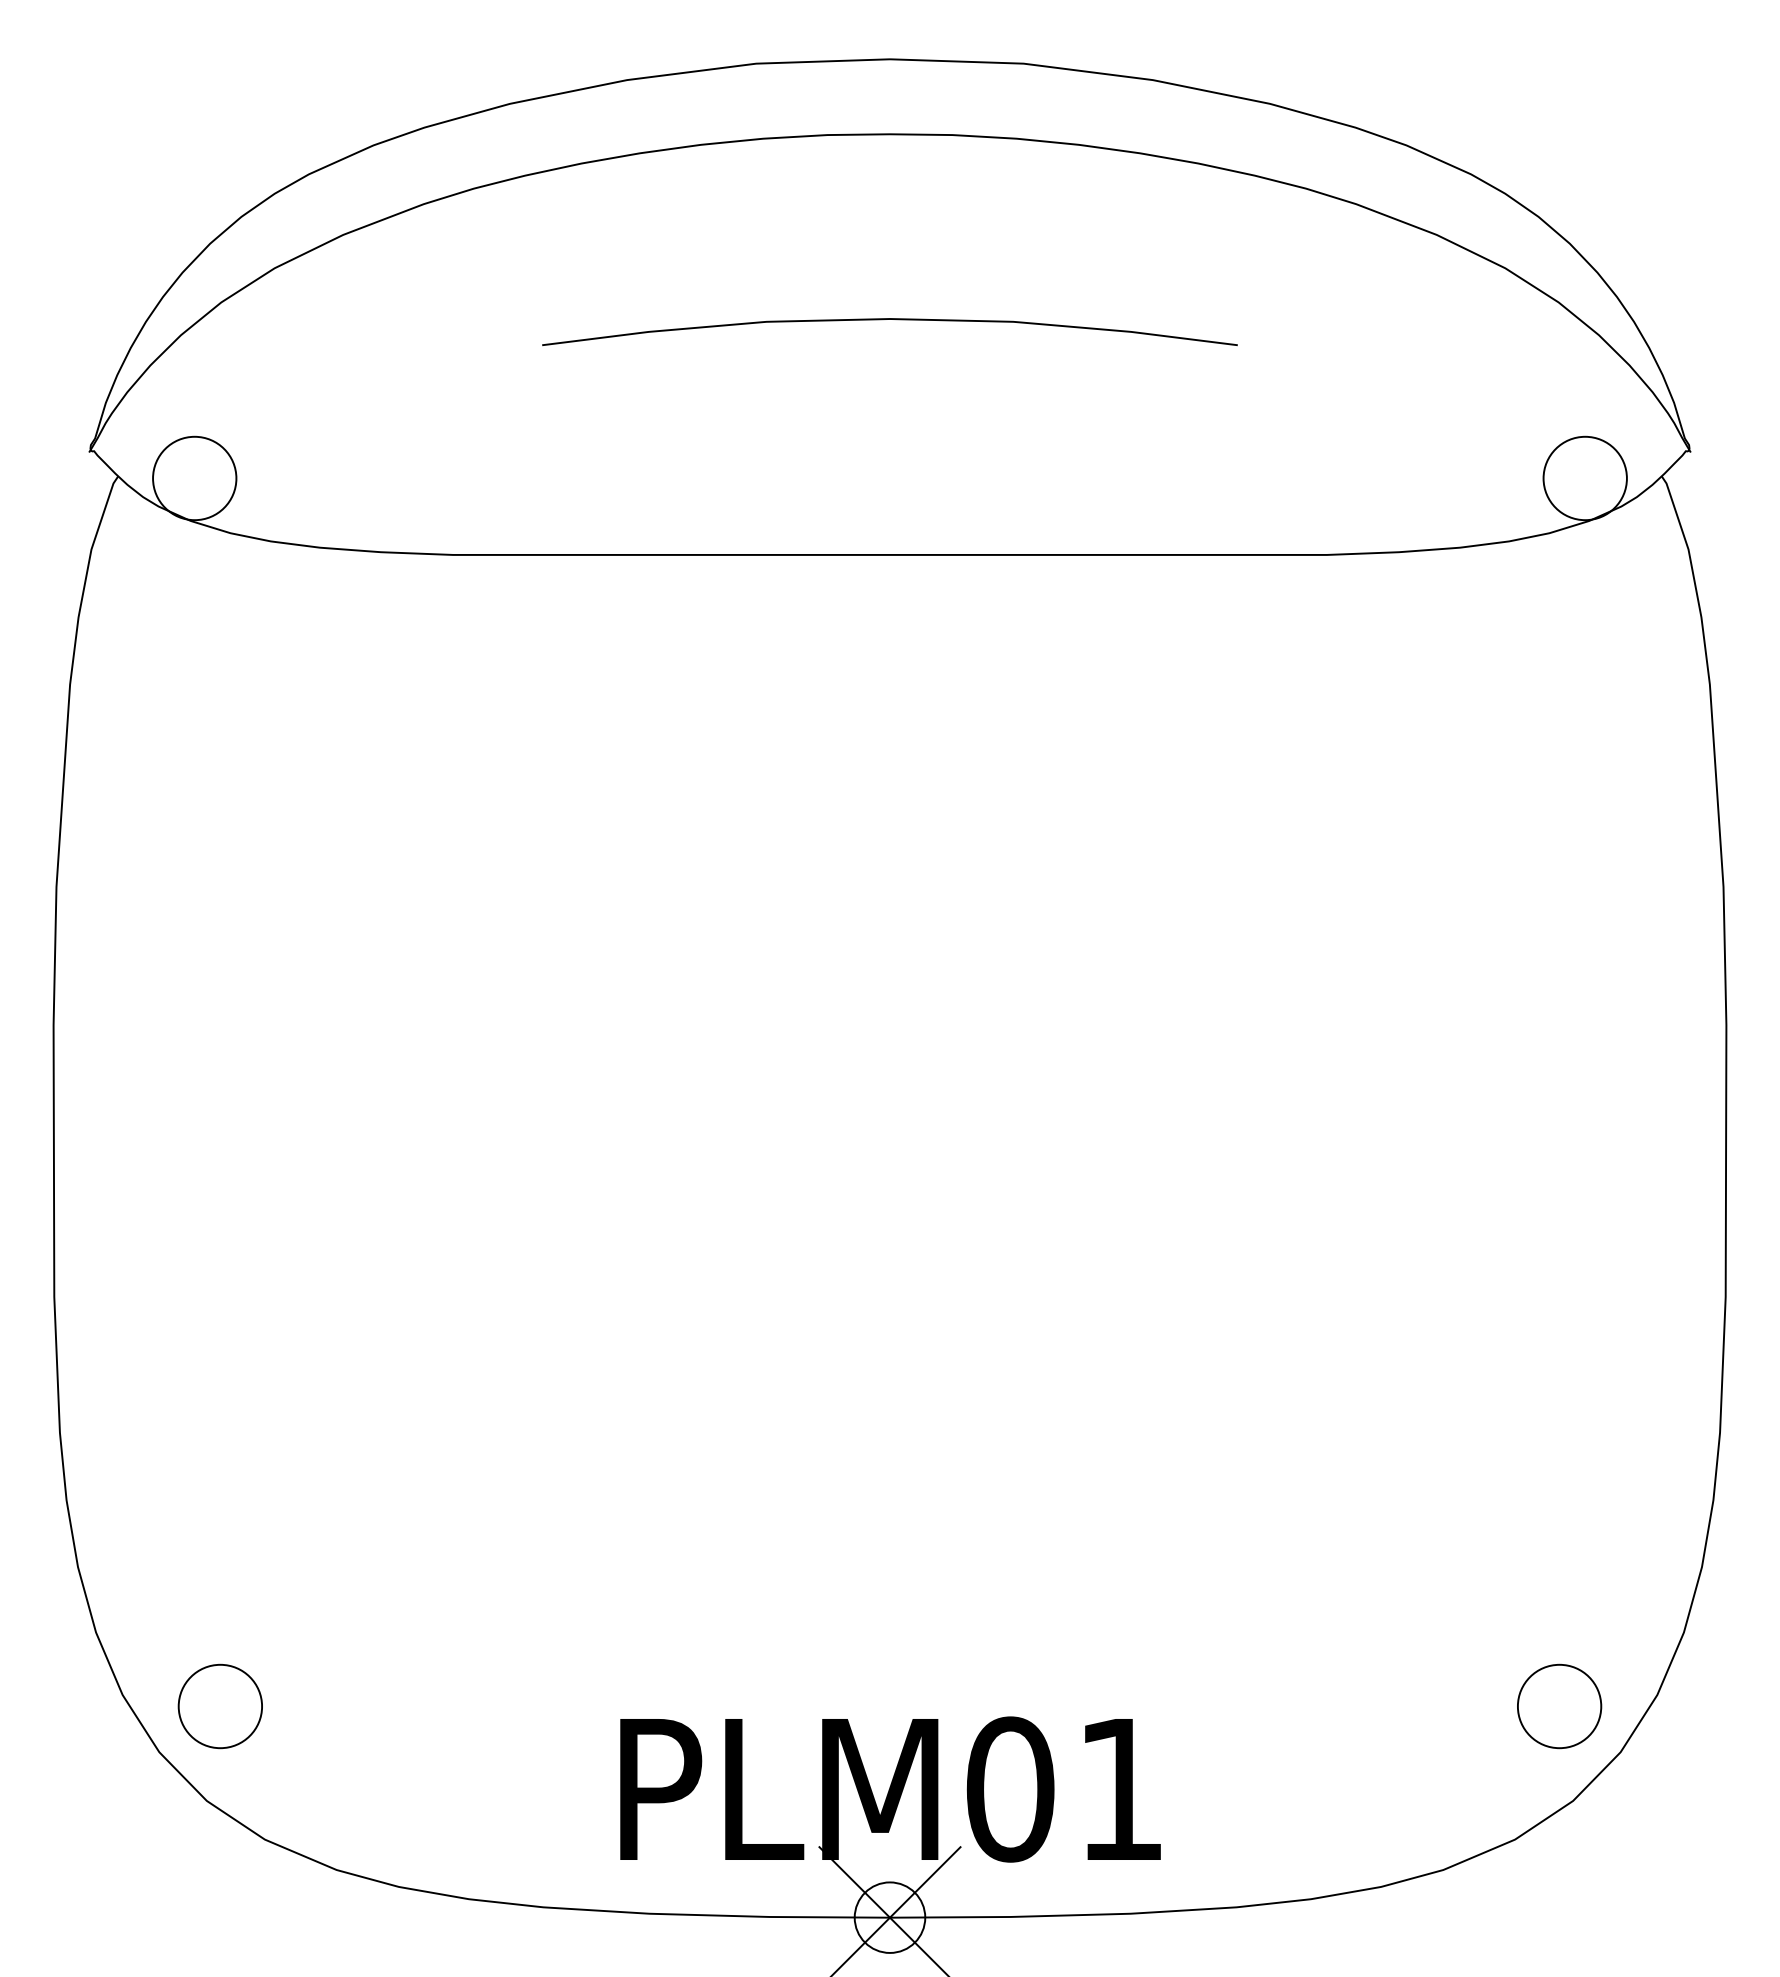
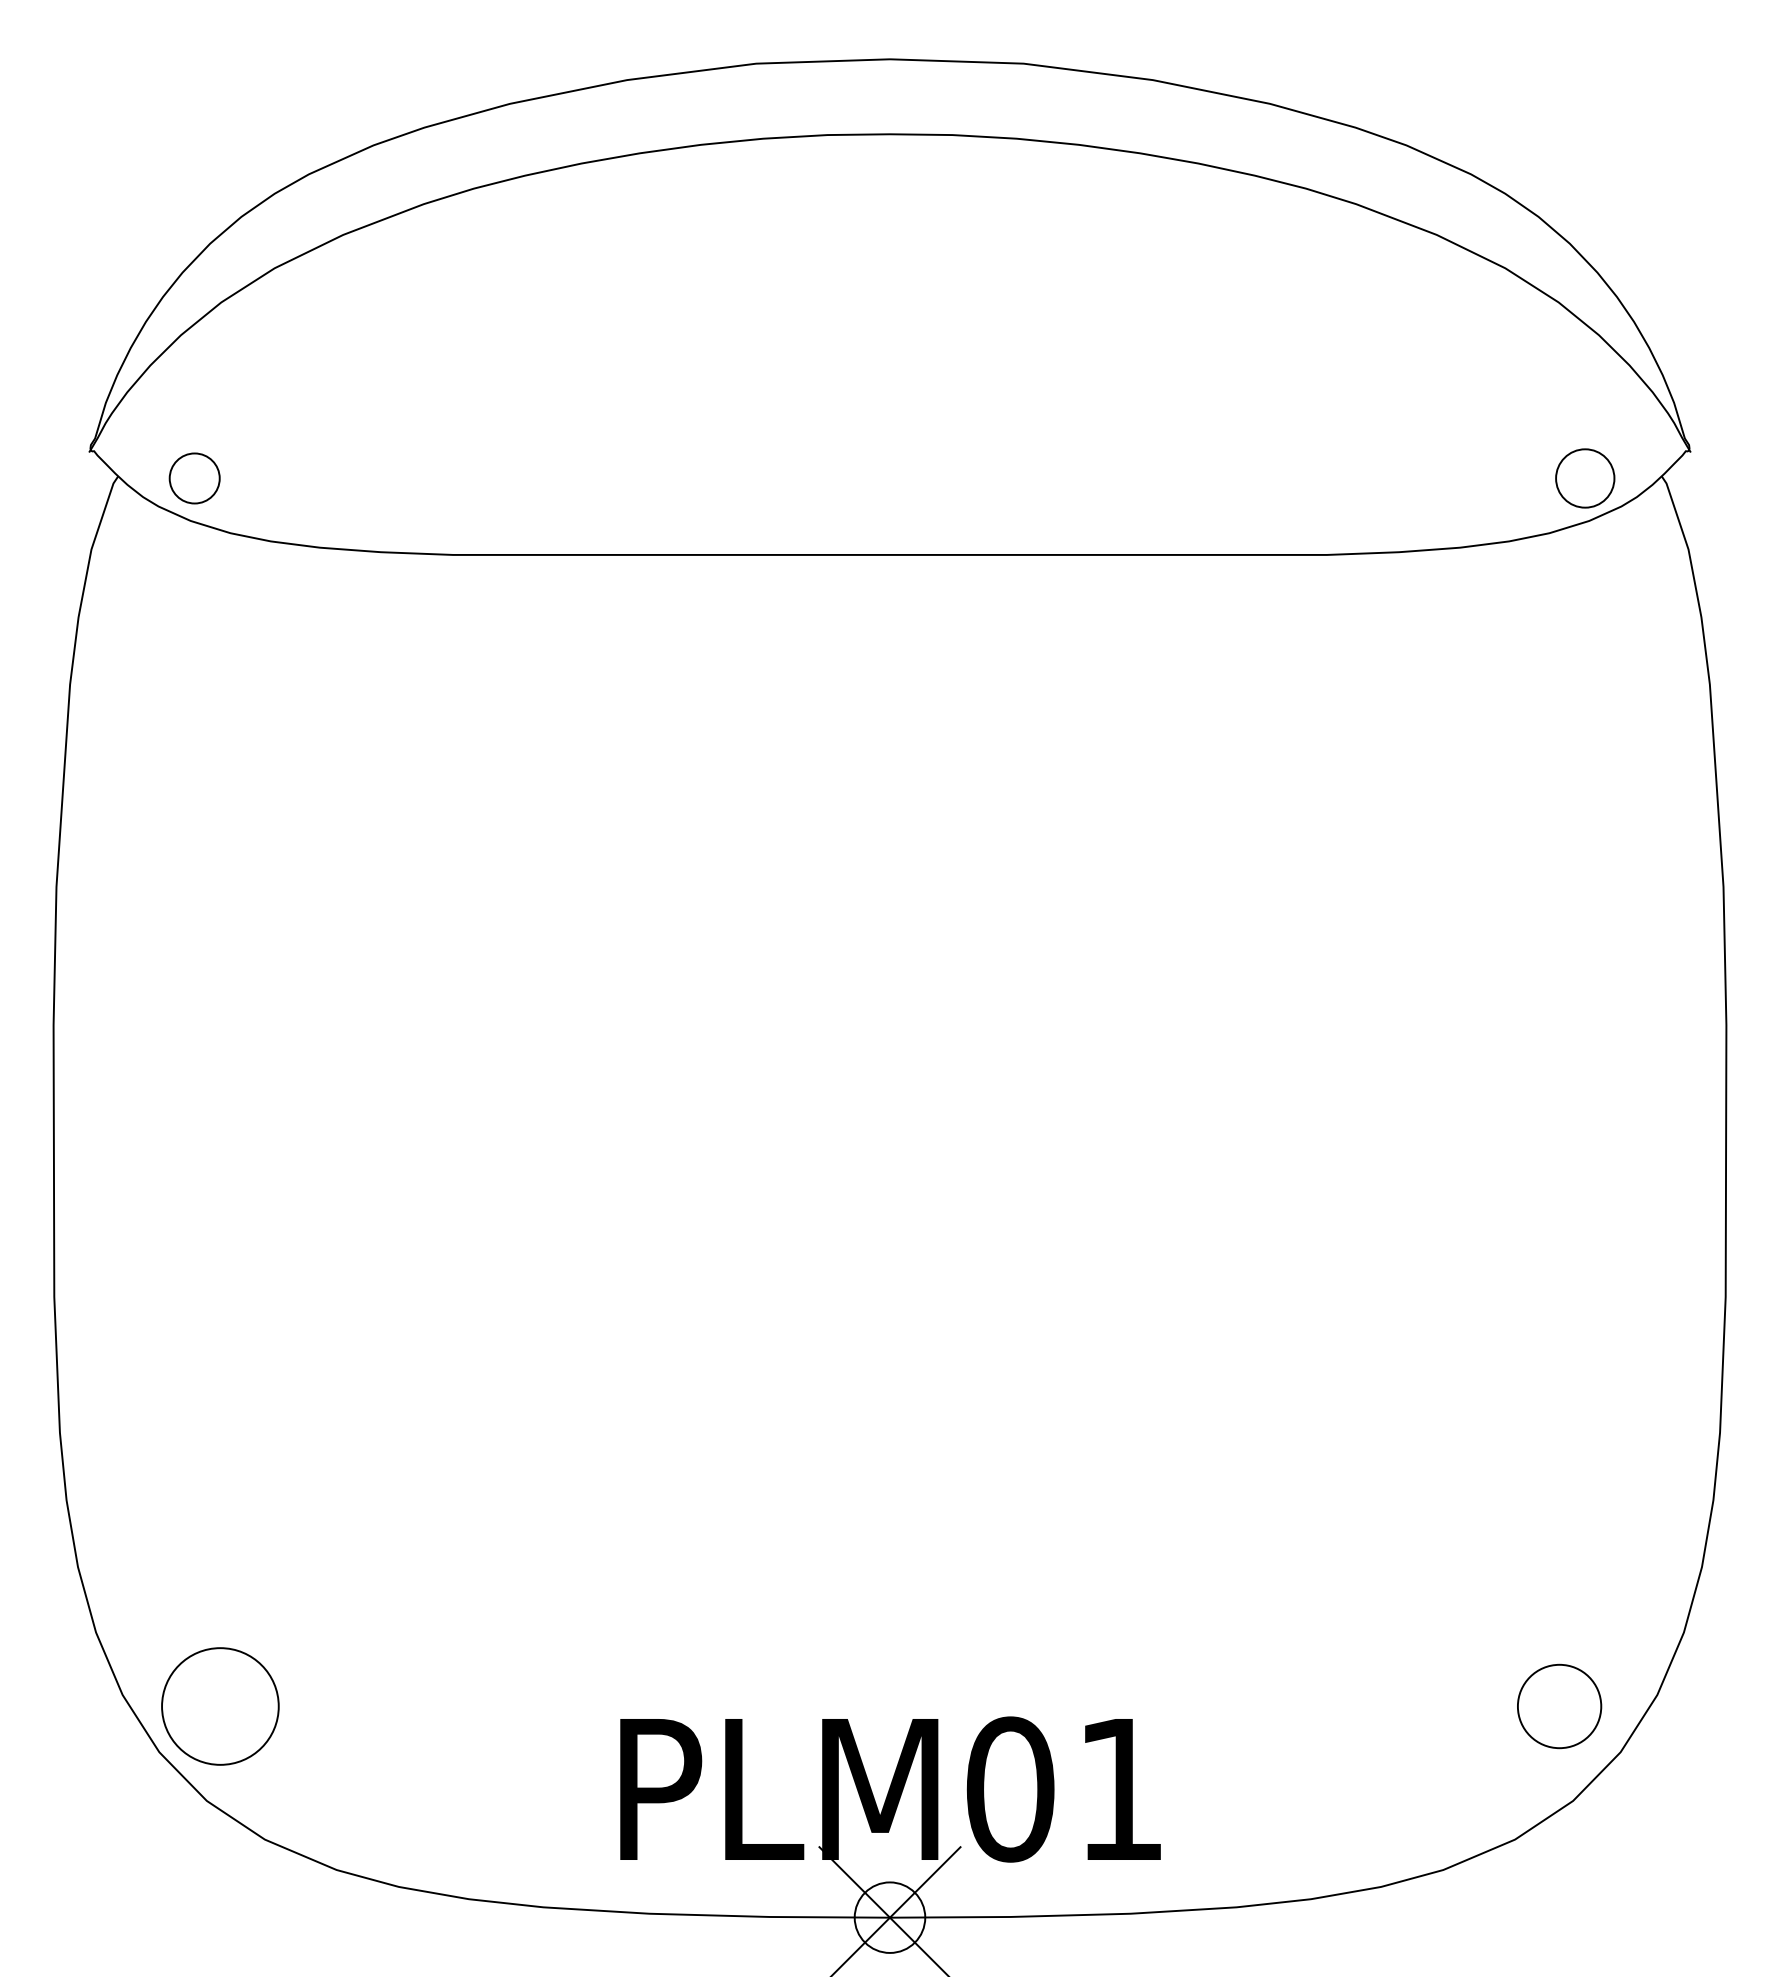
curve: present -> none (889, 319)
circle diameter: 83 px -> 50 px (194, 478)
circle diameter: 83 px -> 58 px (1585, 478)
circle diameter: 83 px -> 117 px (220, 1706)
